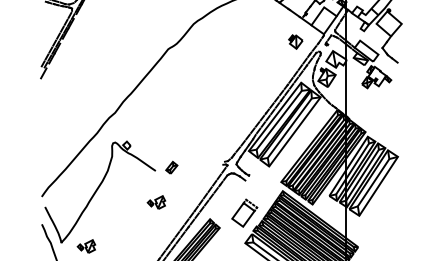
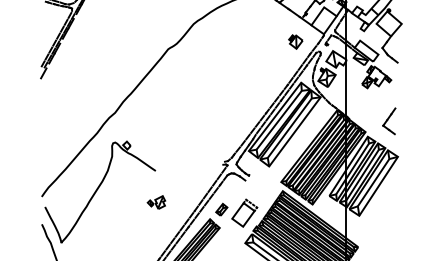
part: none -> present (389, 121)
part position: (171, 167) -> (221, 209) (221, 209)
part: present -> none (86, 246)
